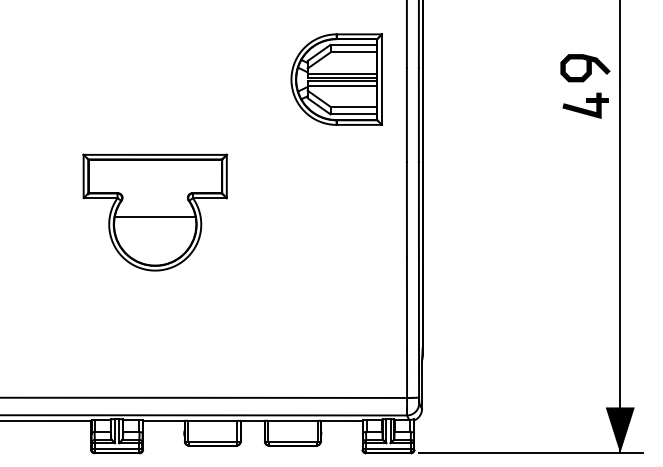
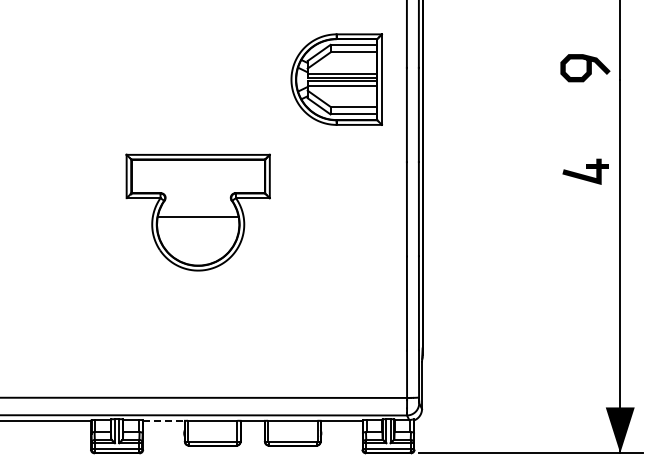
part position: (585, 105) -> (585, 171) (585, 171)
part position: (154, 212) -> (197, 212) (197, 212)
line: solid -> dashed (163, 421)
